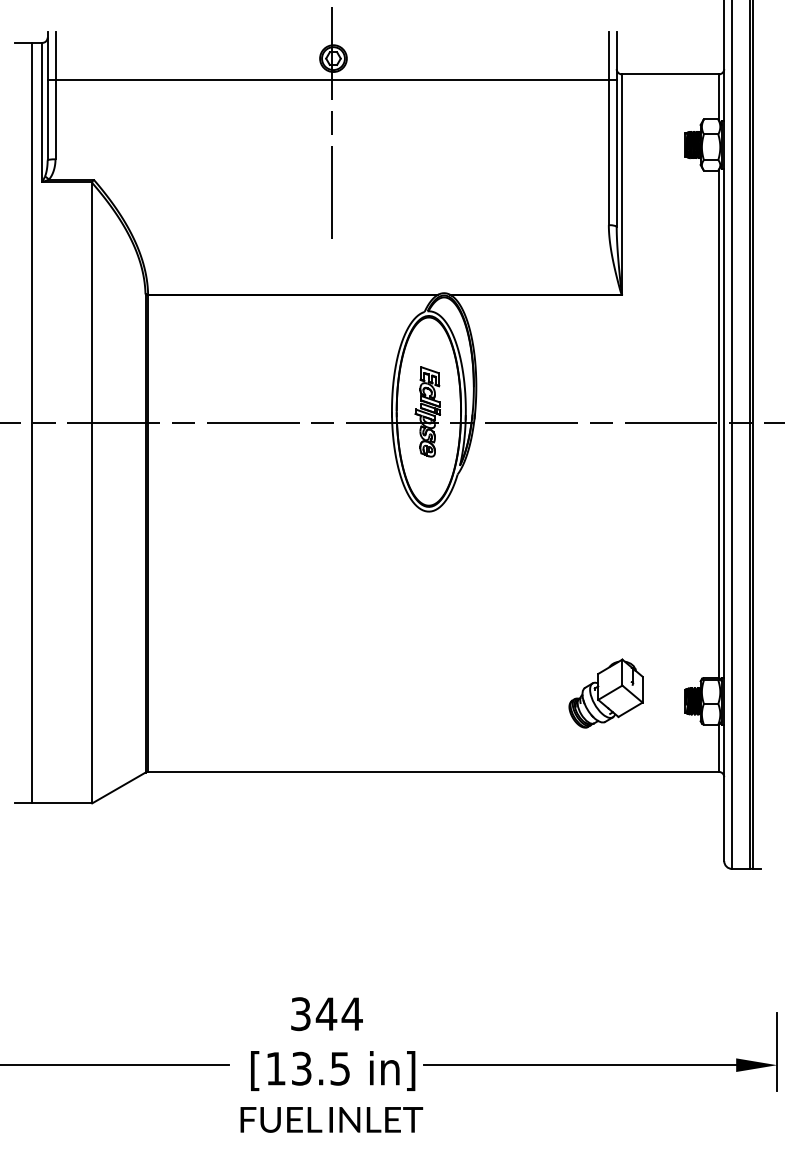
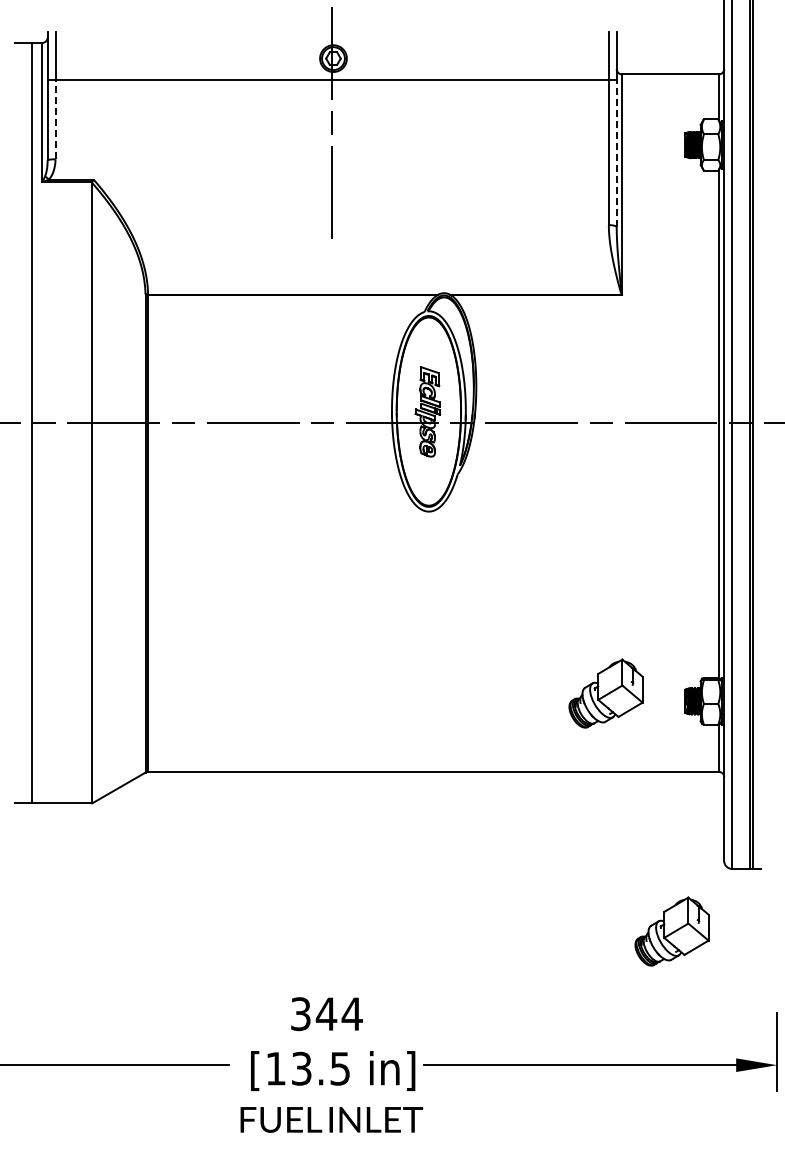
line: solid -> dashed (55, 119)
line: solid -> dashed (616, 153)
part: none -> present (671, 931)
